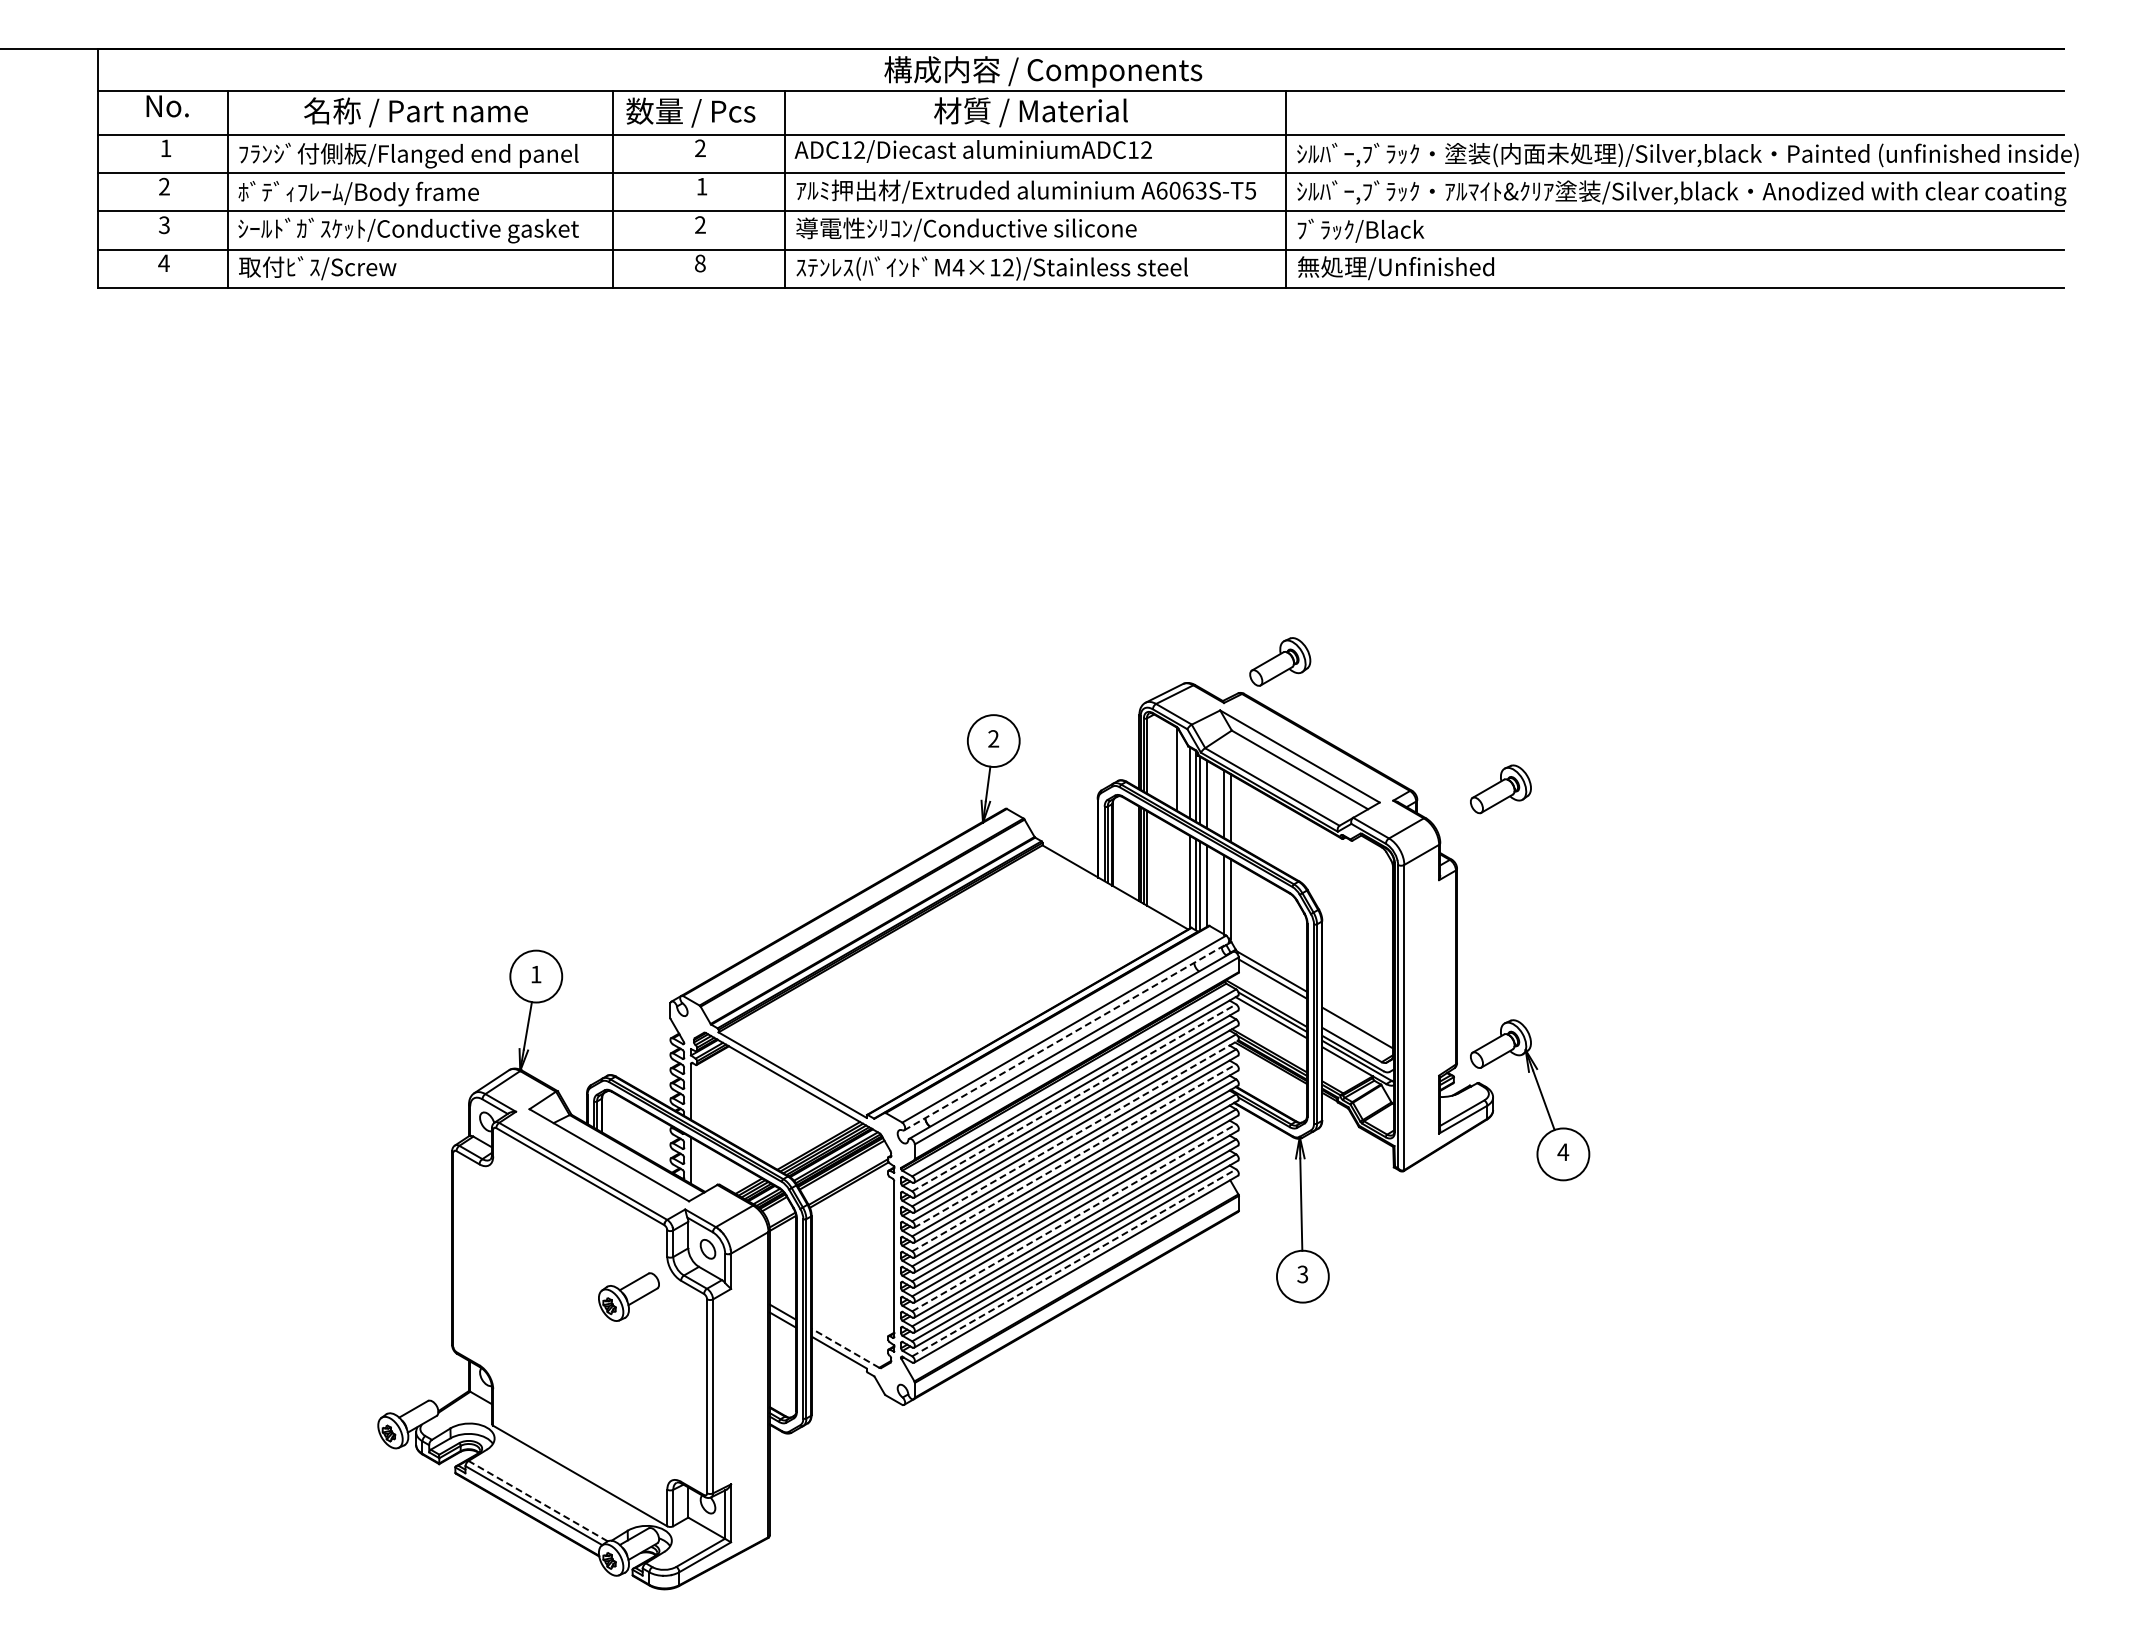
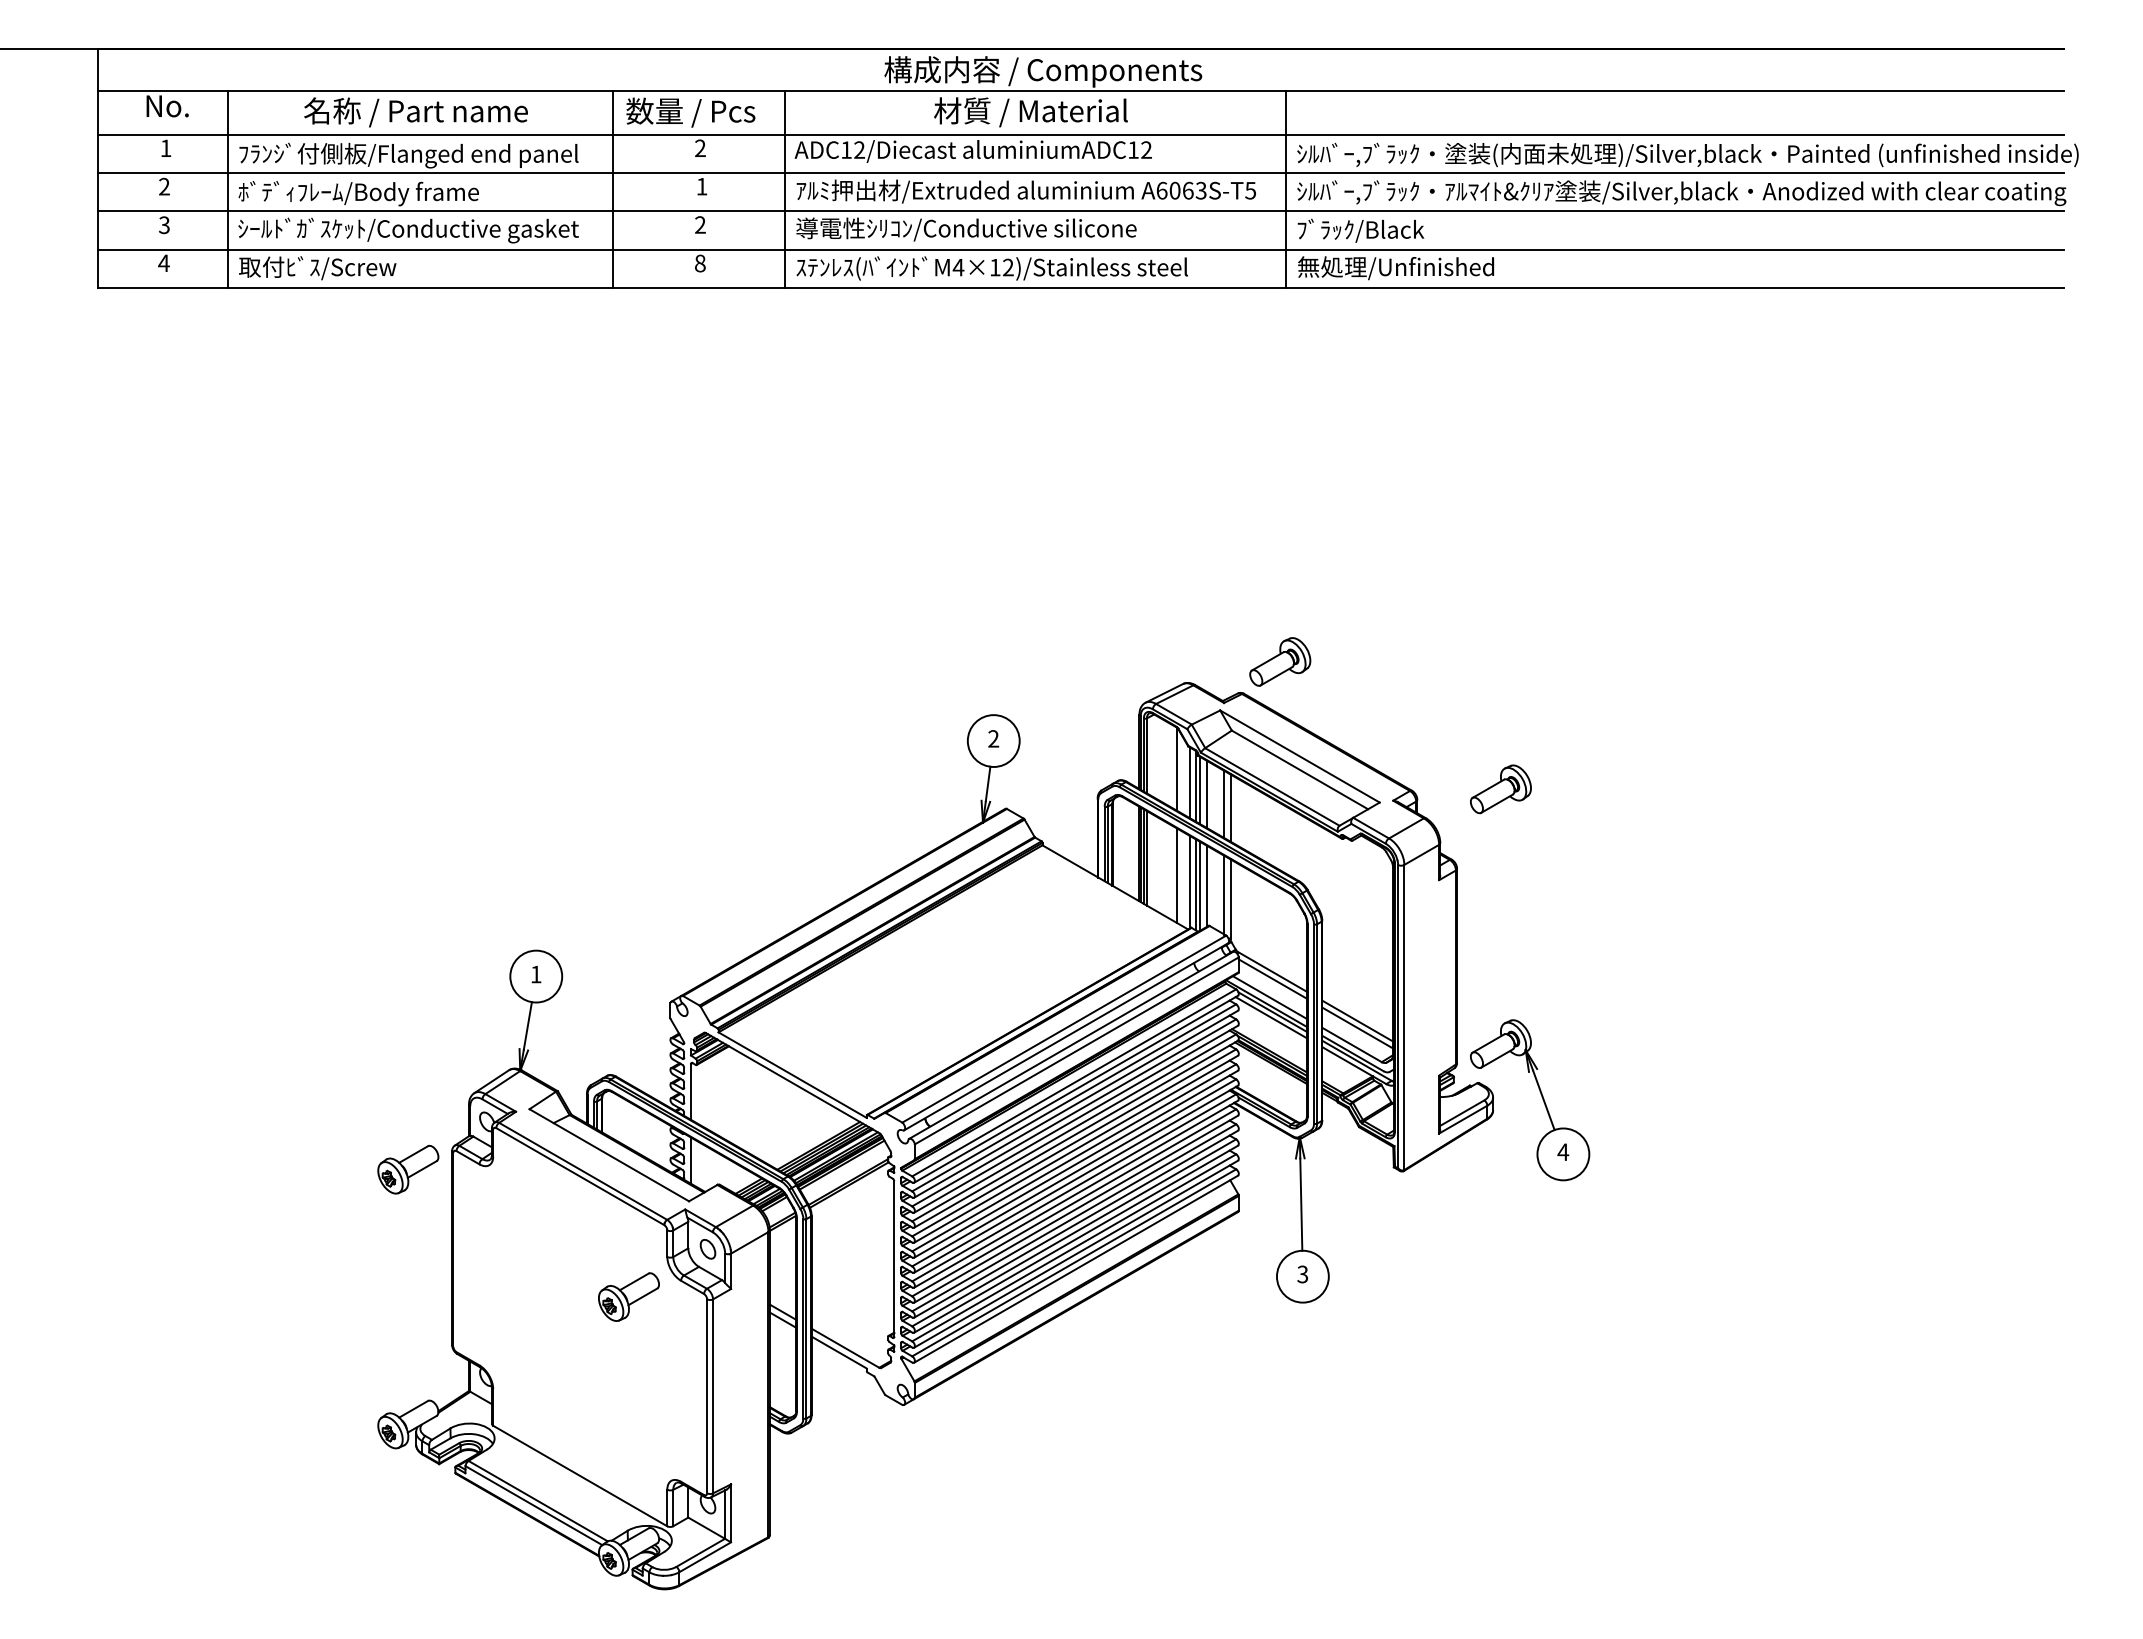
line: none -> present (1176, 875)
line: none -> present (1269, 997)
line: none -> present (1357, 1020)
line: dashed -> solid (1066, 1036)
line: dashed -> solid (1074, 1097)
line: dashed -> solid (1076, 1134)
line: dashed -> solid (1074, 1157)
part: none -> present (408, 1169)
line: dashed -> solid (1074, 1217)
line: dashed -> solid (1074, 1262)
line: dashed -> solid (845, 1348)
line: dashed -> solid (537, 1500)
